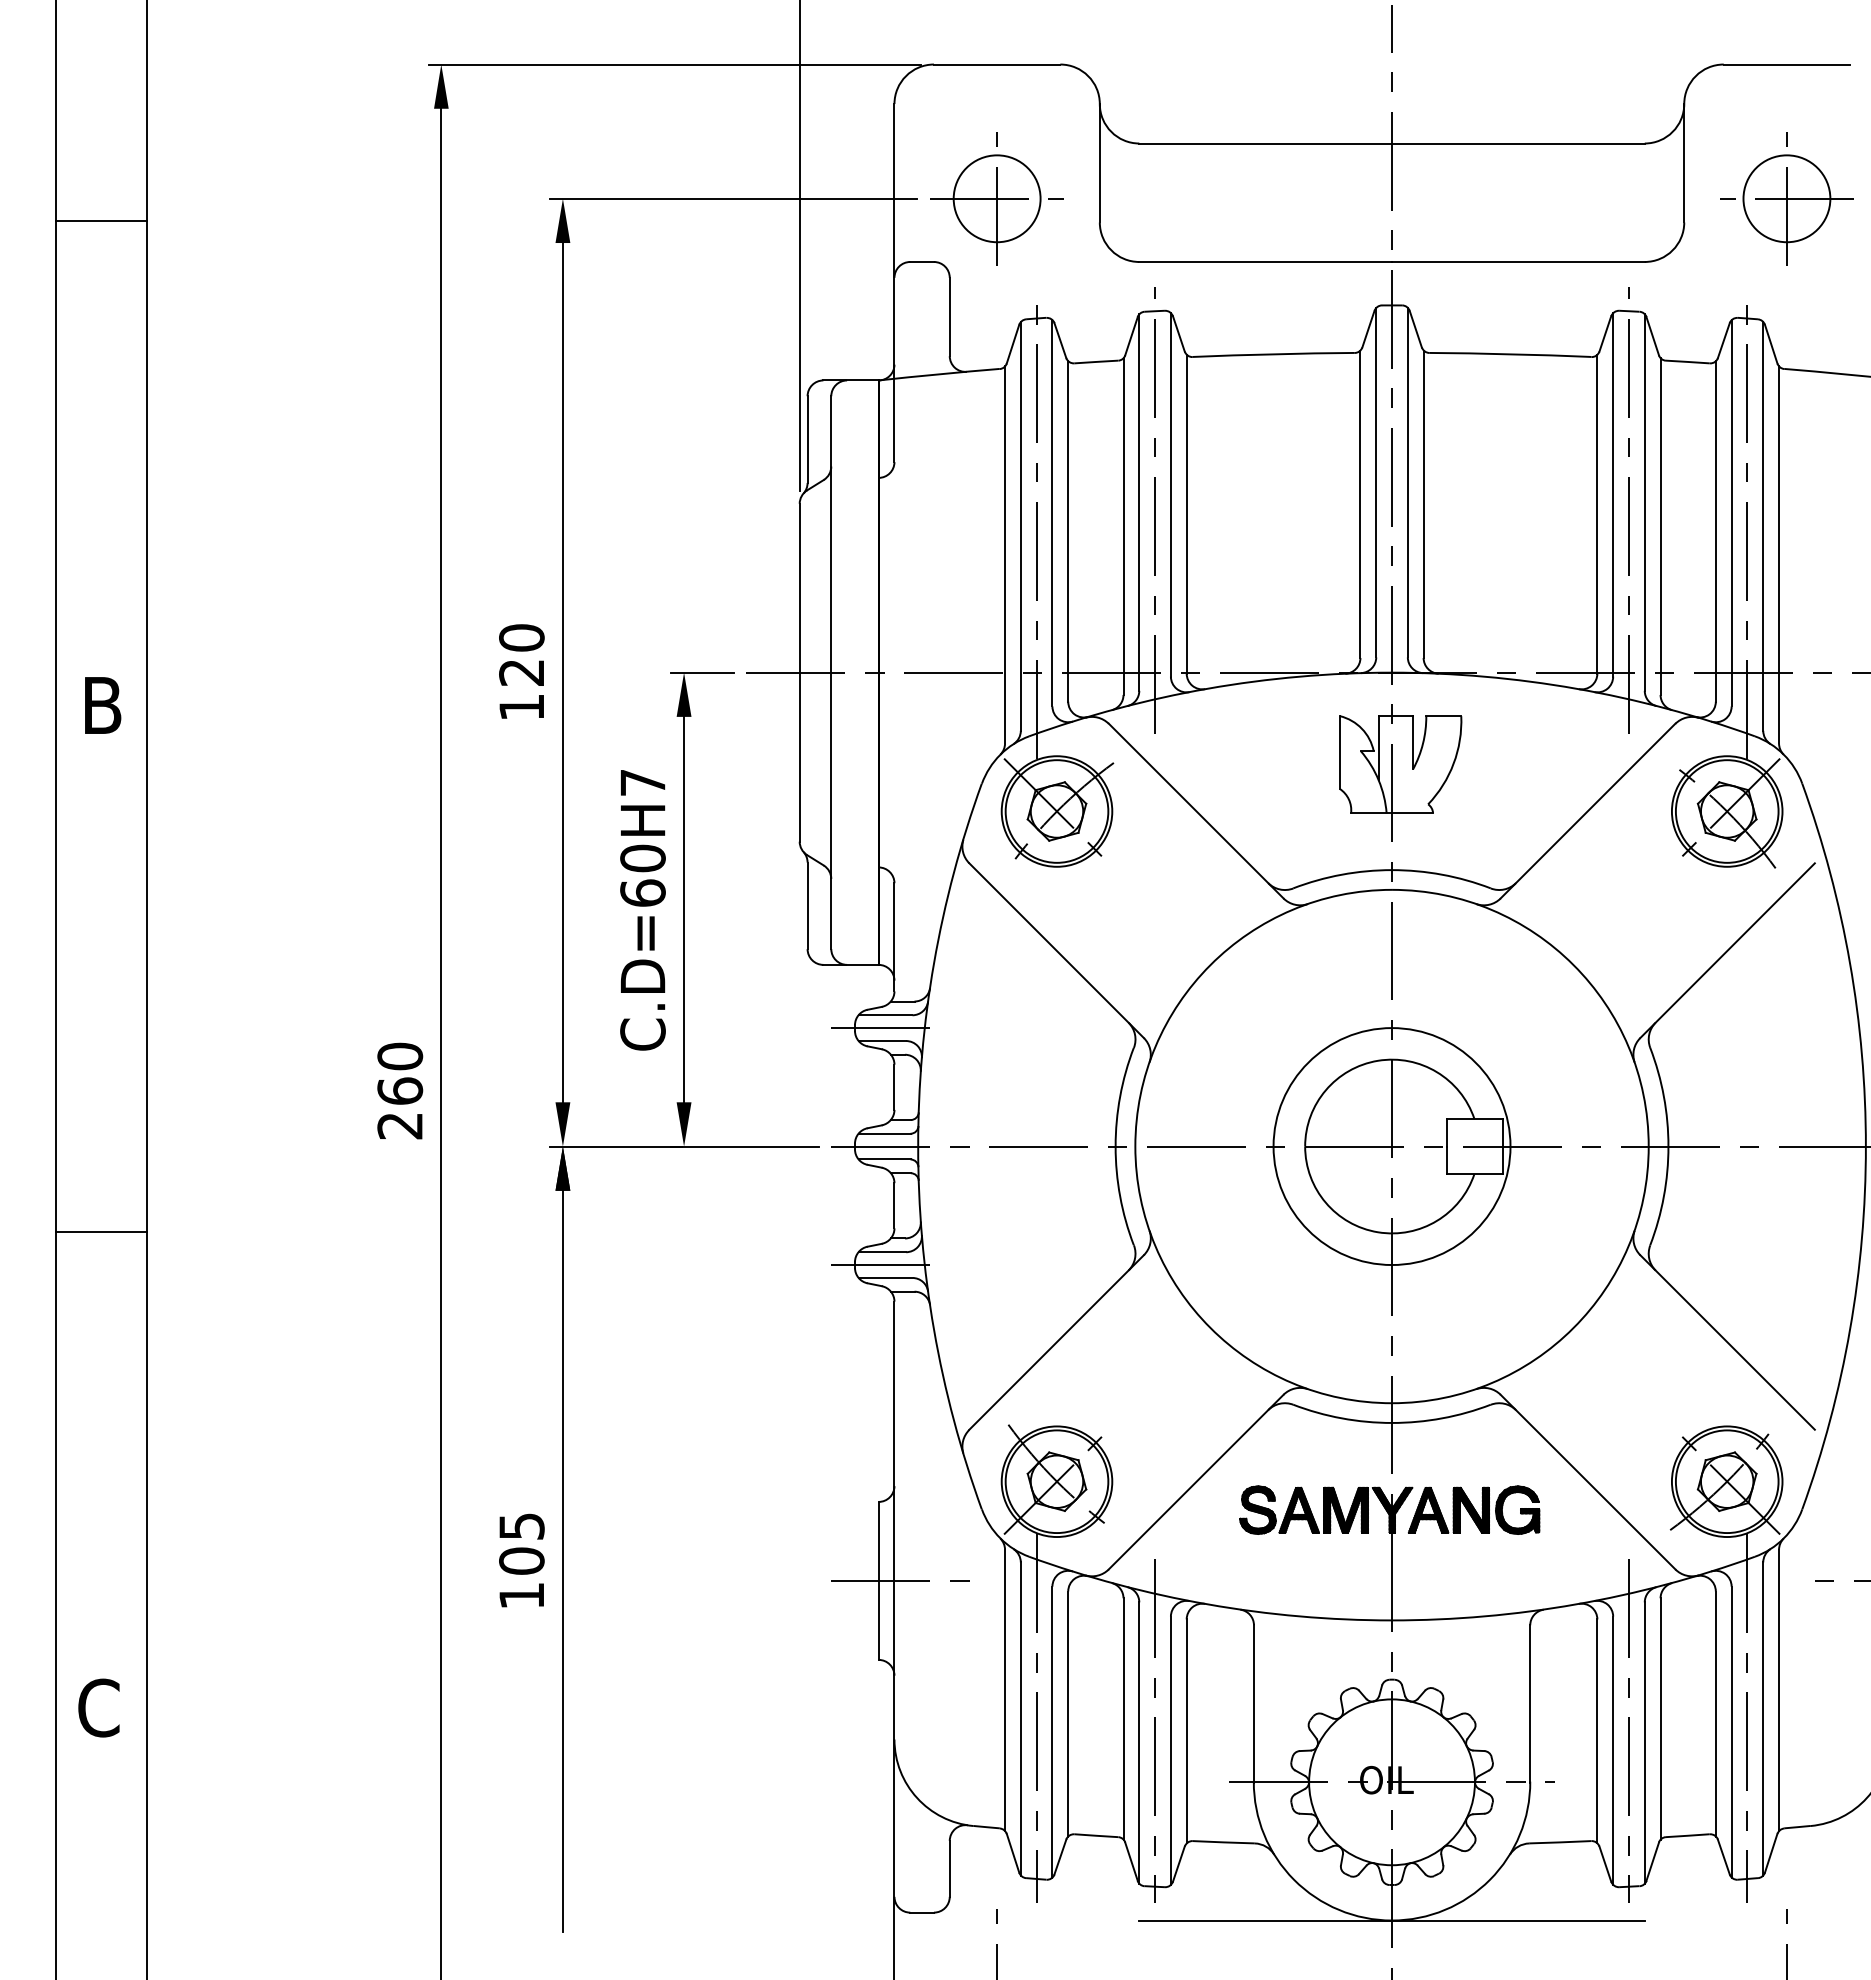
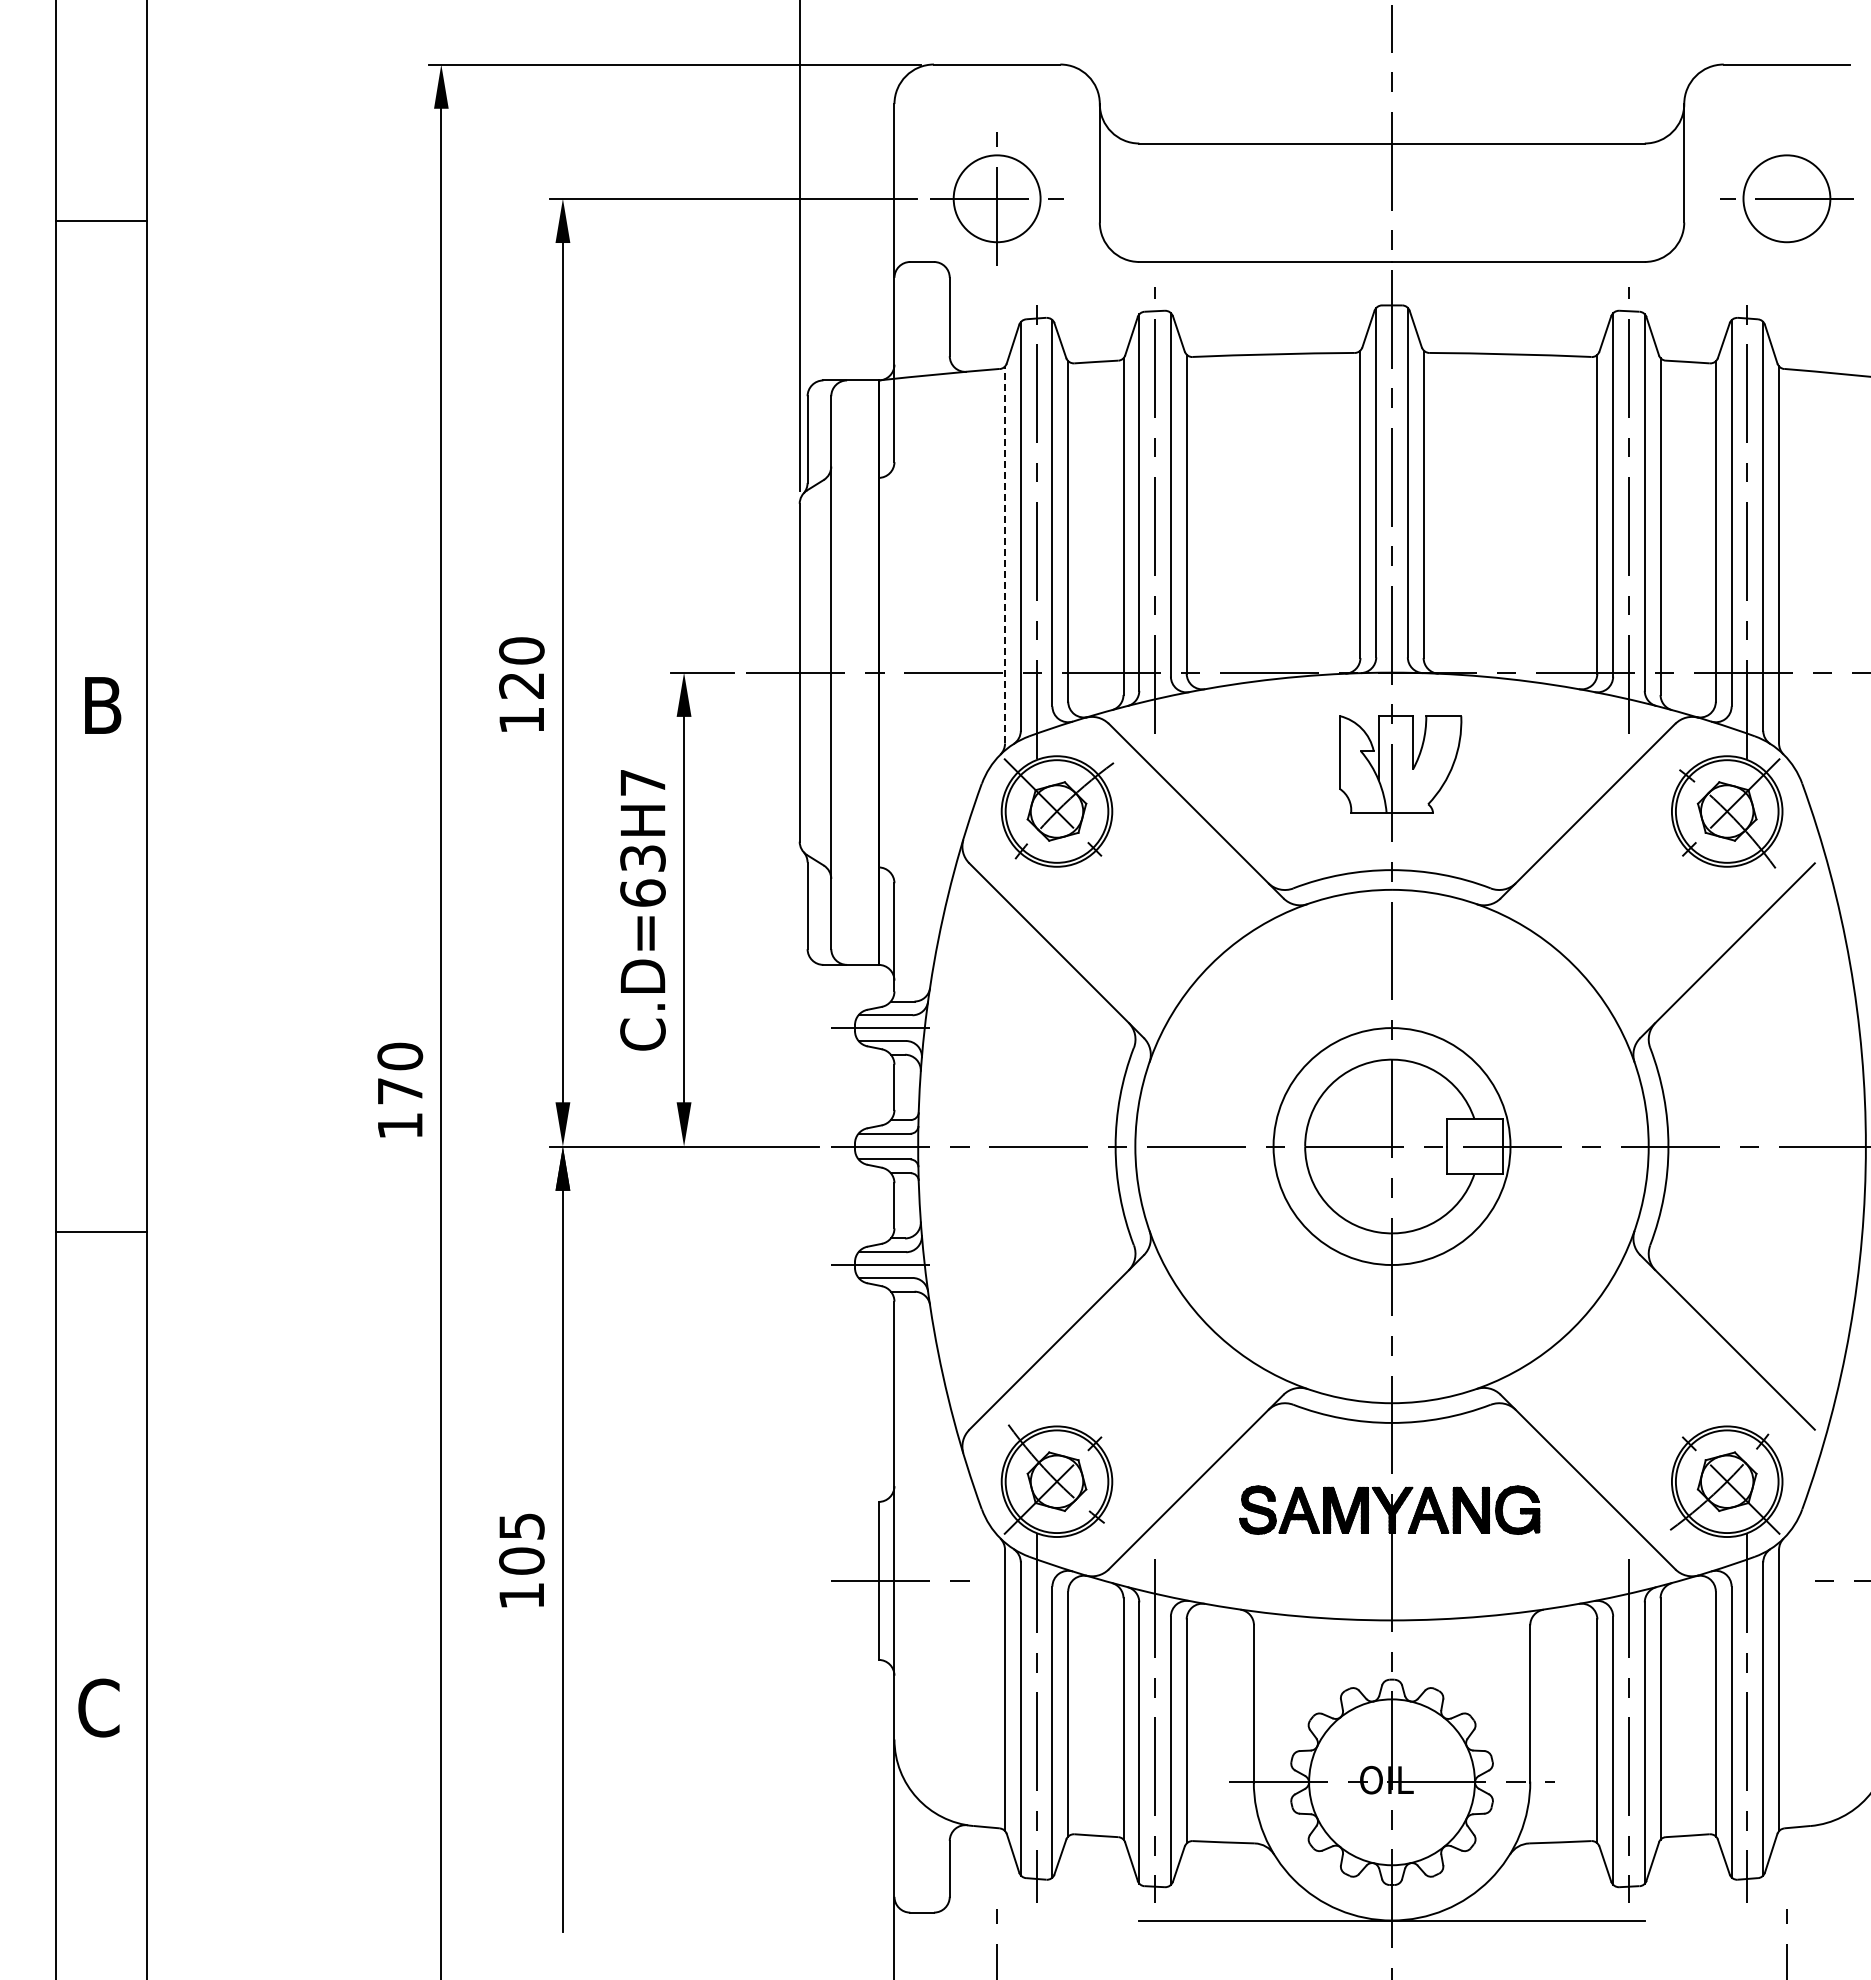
line: present -> none (1786, 198)
line: solid -> dashed (1005, 554)
text position: (521, 671) -> (521, 684) (521, 684)
text: C.D=60H7 -> C.D=63H7 (642, 858)
text: 260 -> 170 (400, 1108)
